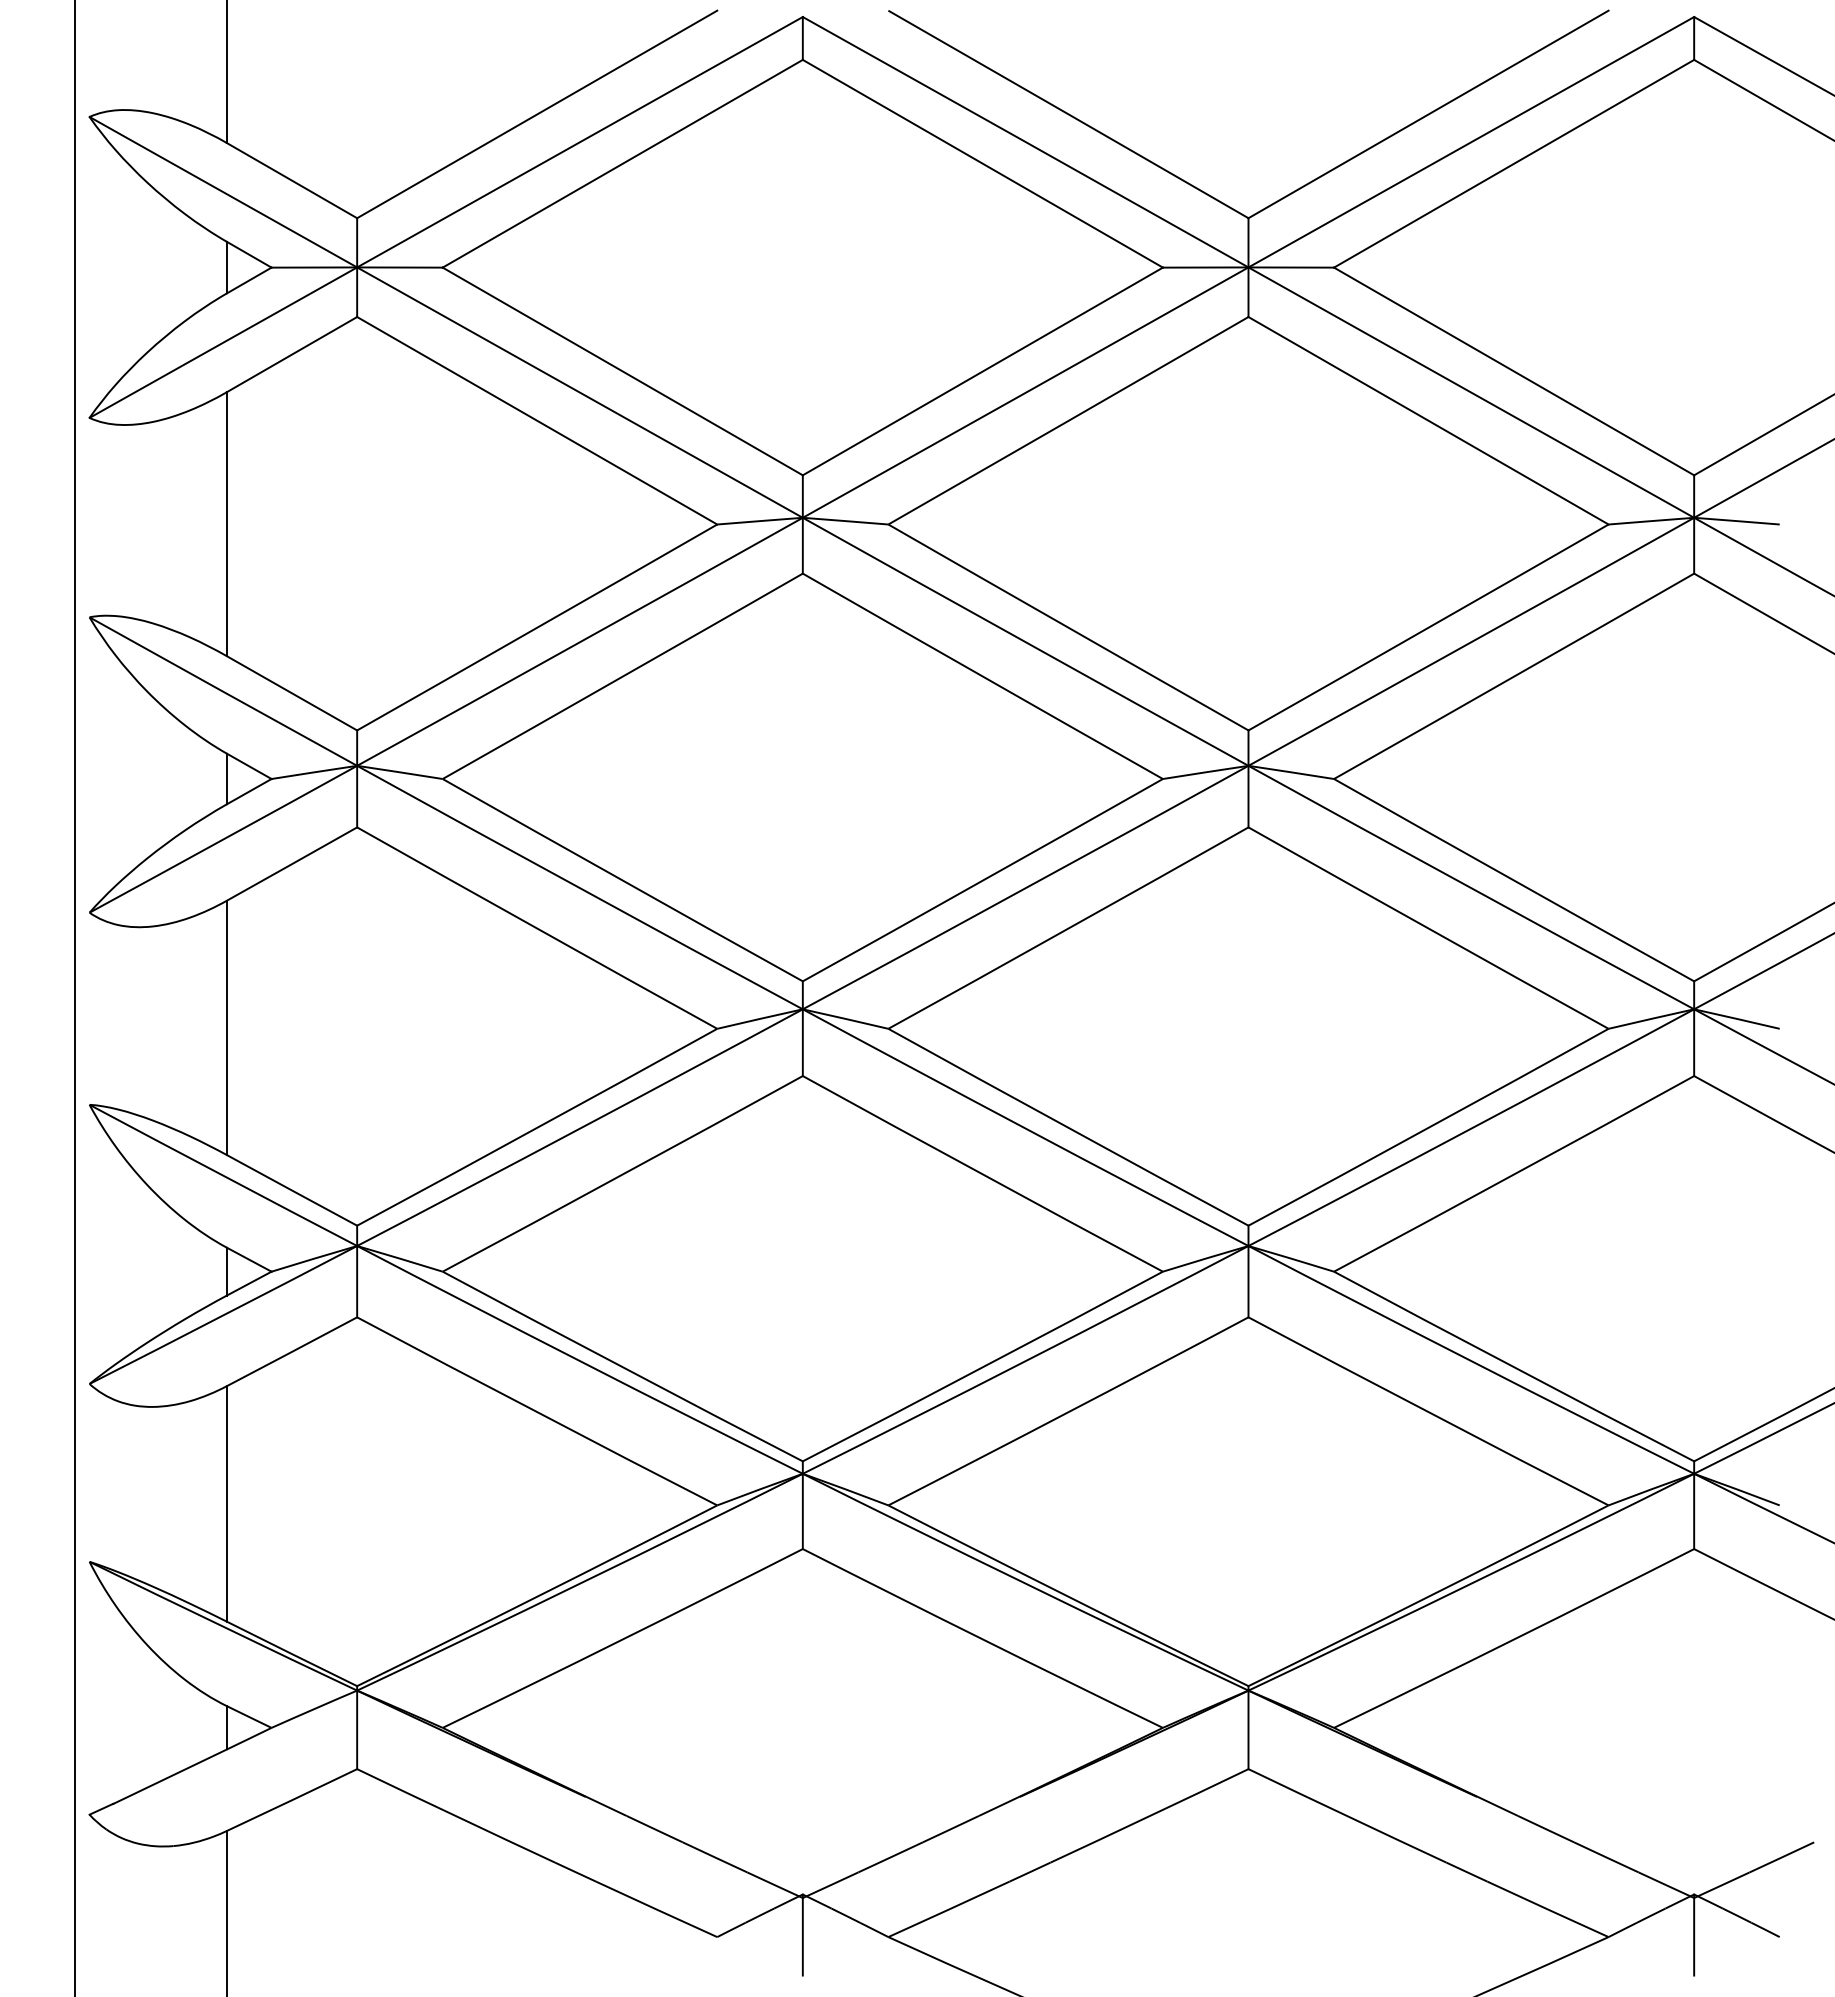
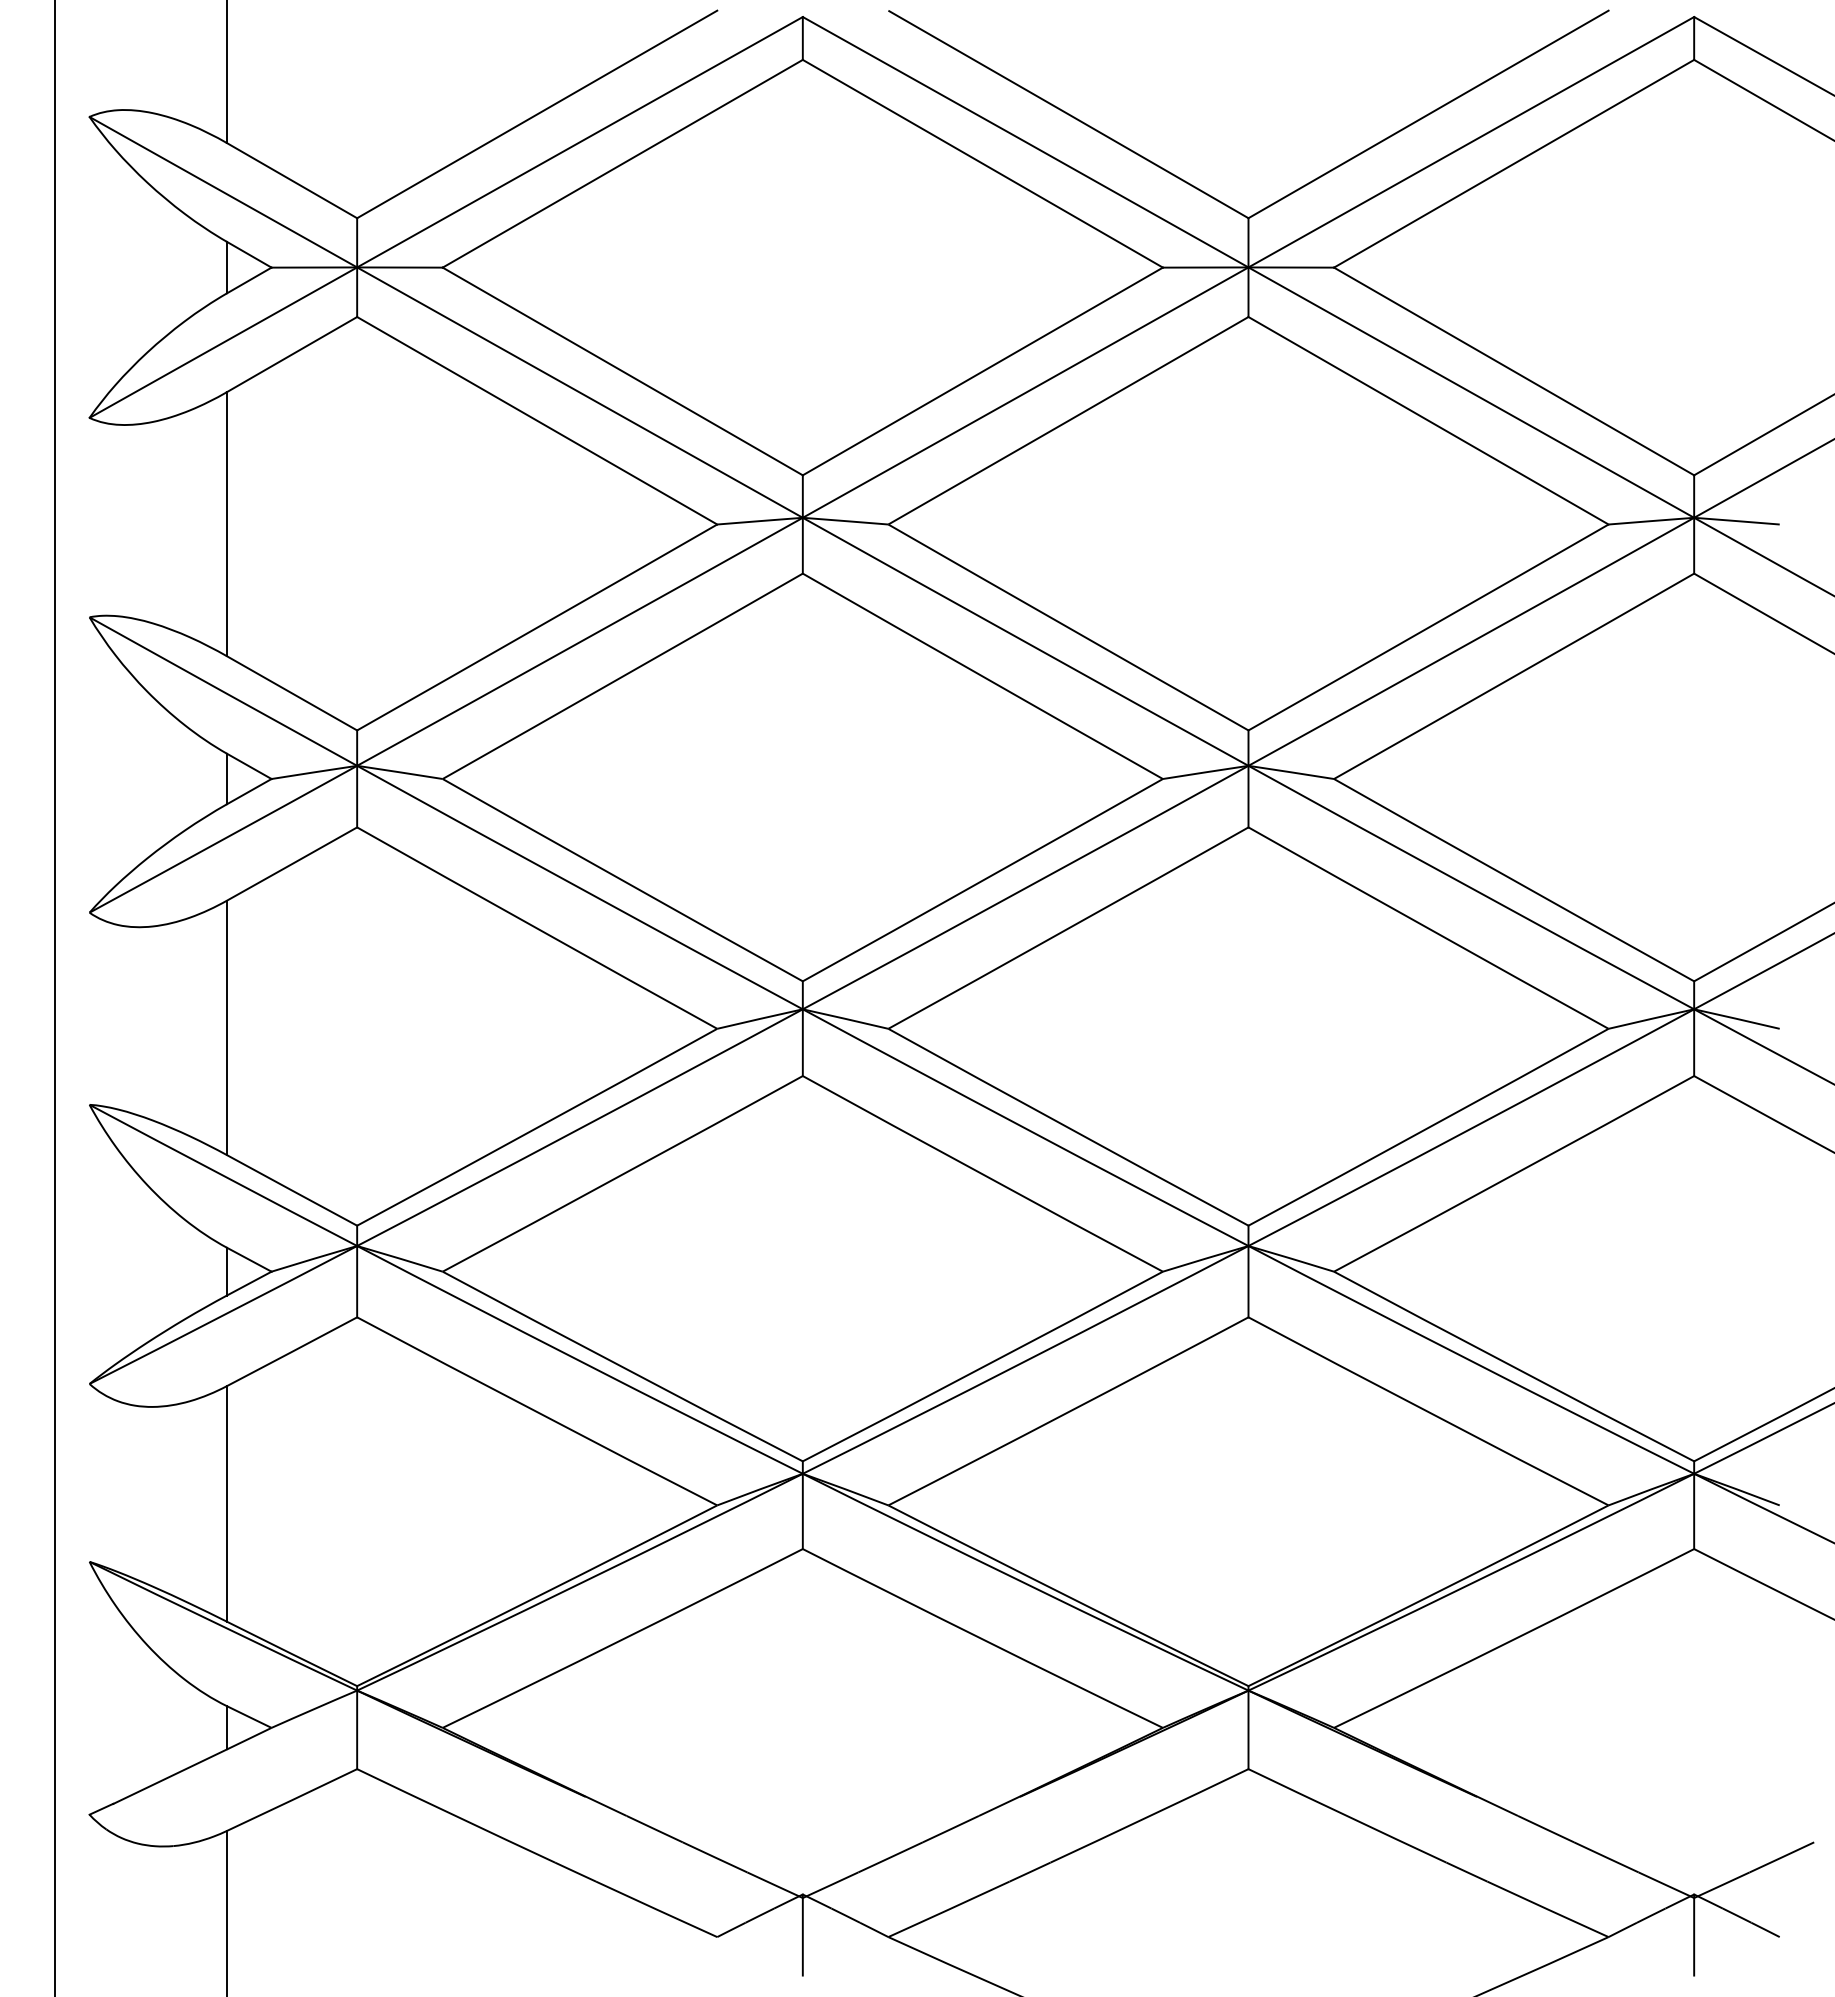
line position: (75, 997) -> (55, 997) (55, 997)
